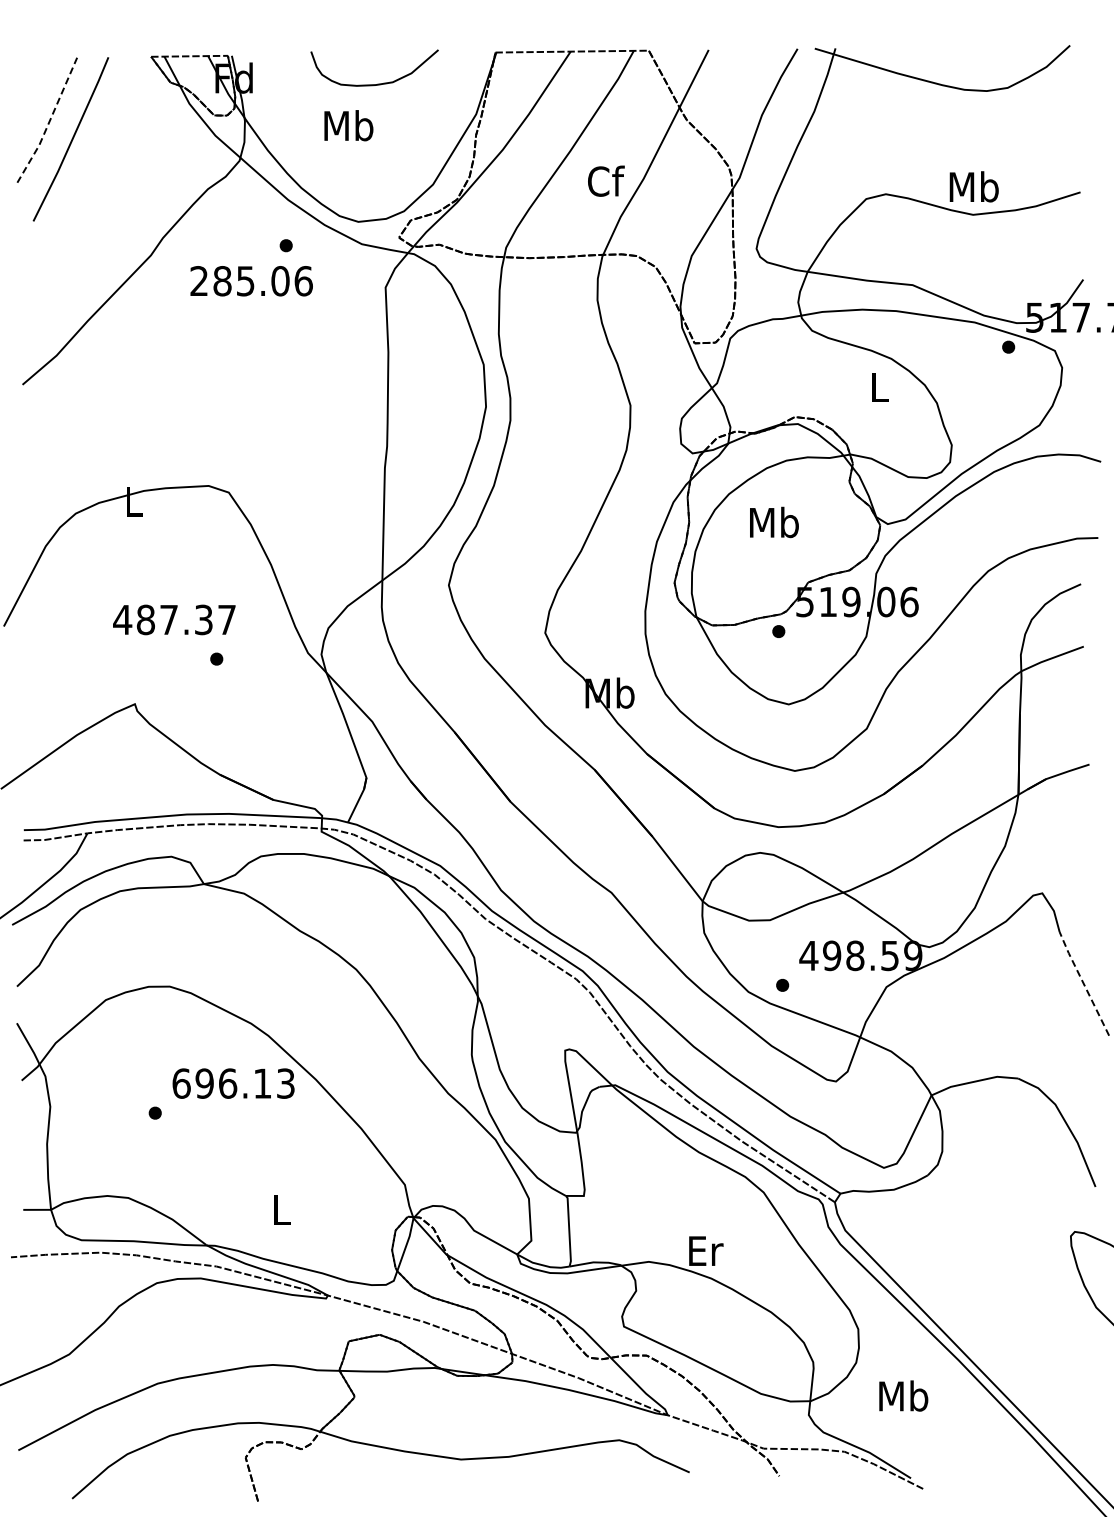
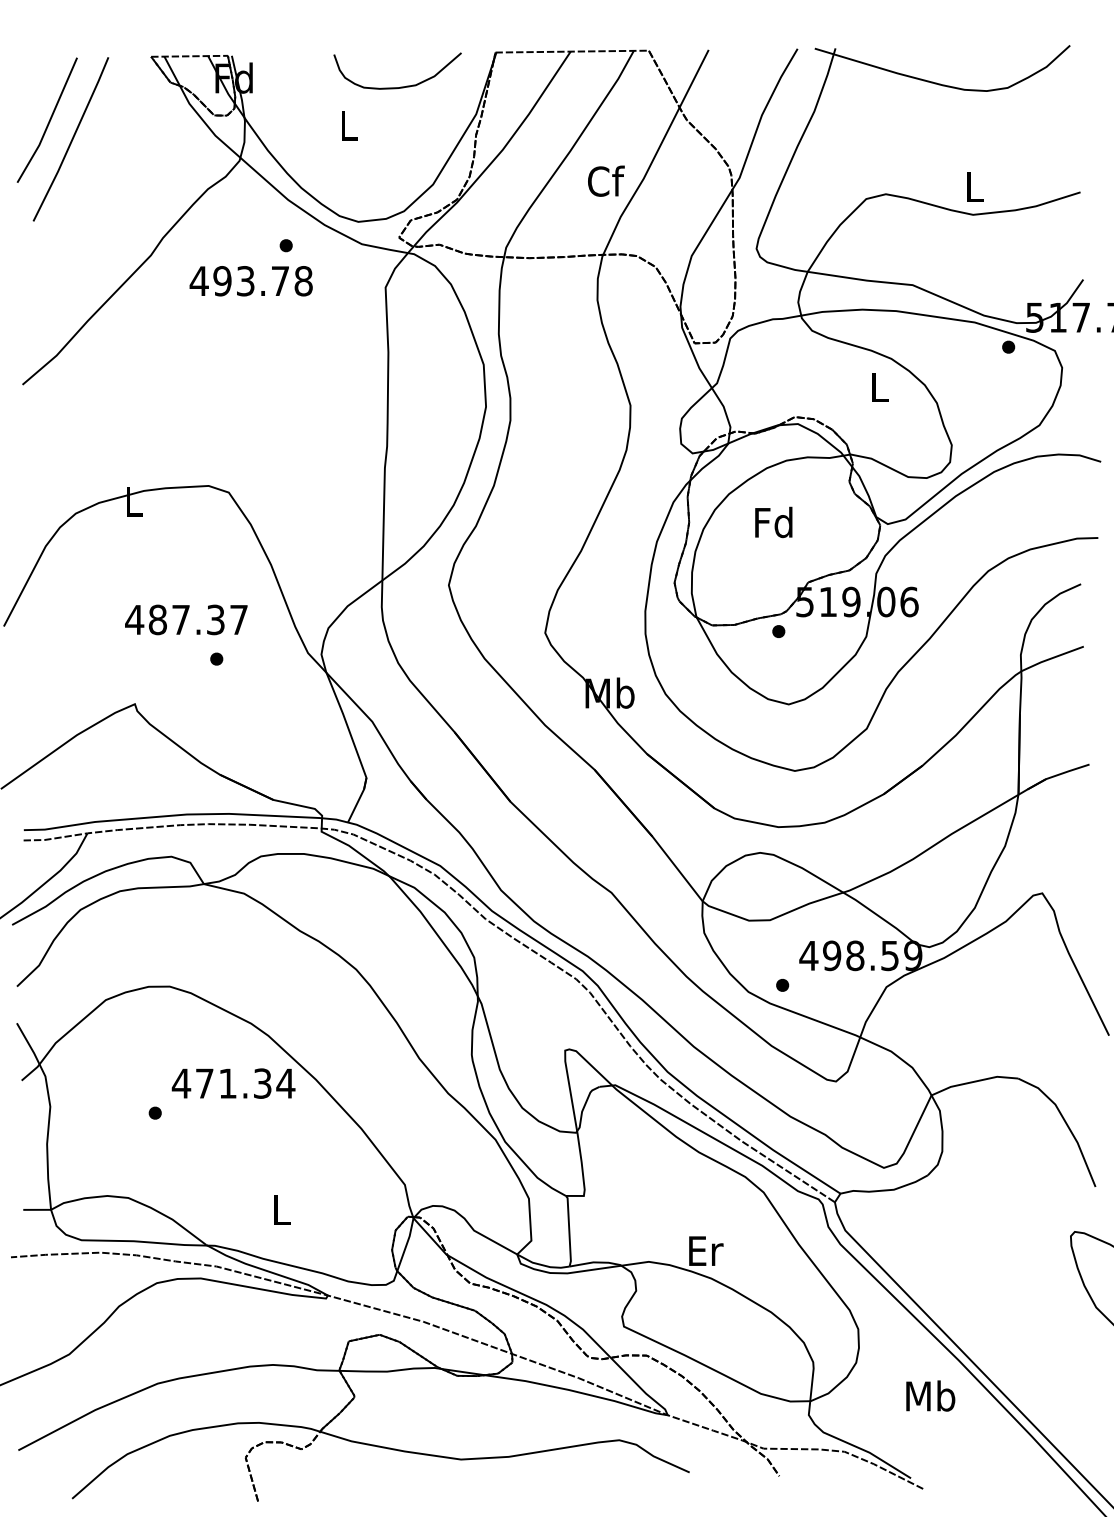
curve position: (377, 83) -> (400, 86) (400, 86)
line: dashed -> solid (49, 121)
text: Mb -> L (348, 125)
text: Mb -> L (973, 186)
text: 285.06 -> 493.78 (250, 281)
text: Mb -> Fd (774, 522)
text position: (174, 619) -> (186, 619) (186, 619)
line: dashed -> solid (1083, 982)
text: 696.13 -> 471.34 (233, 1083)
text position: (903, 1395) -> (930, 1395) (930, 1395)
